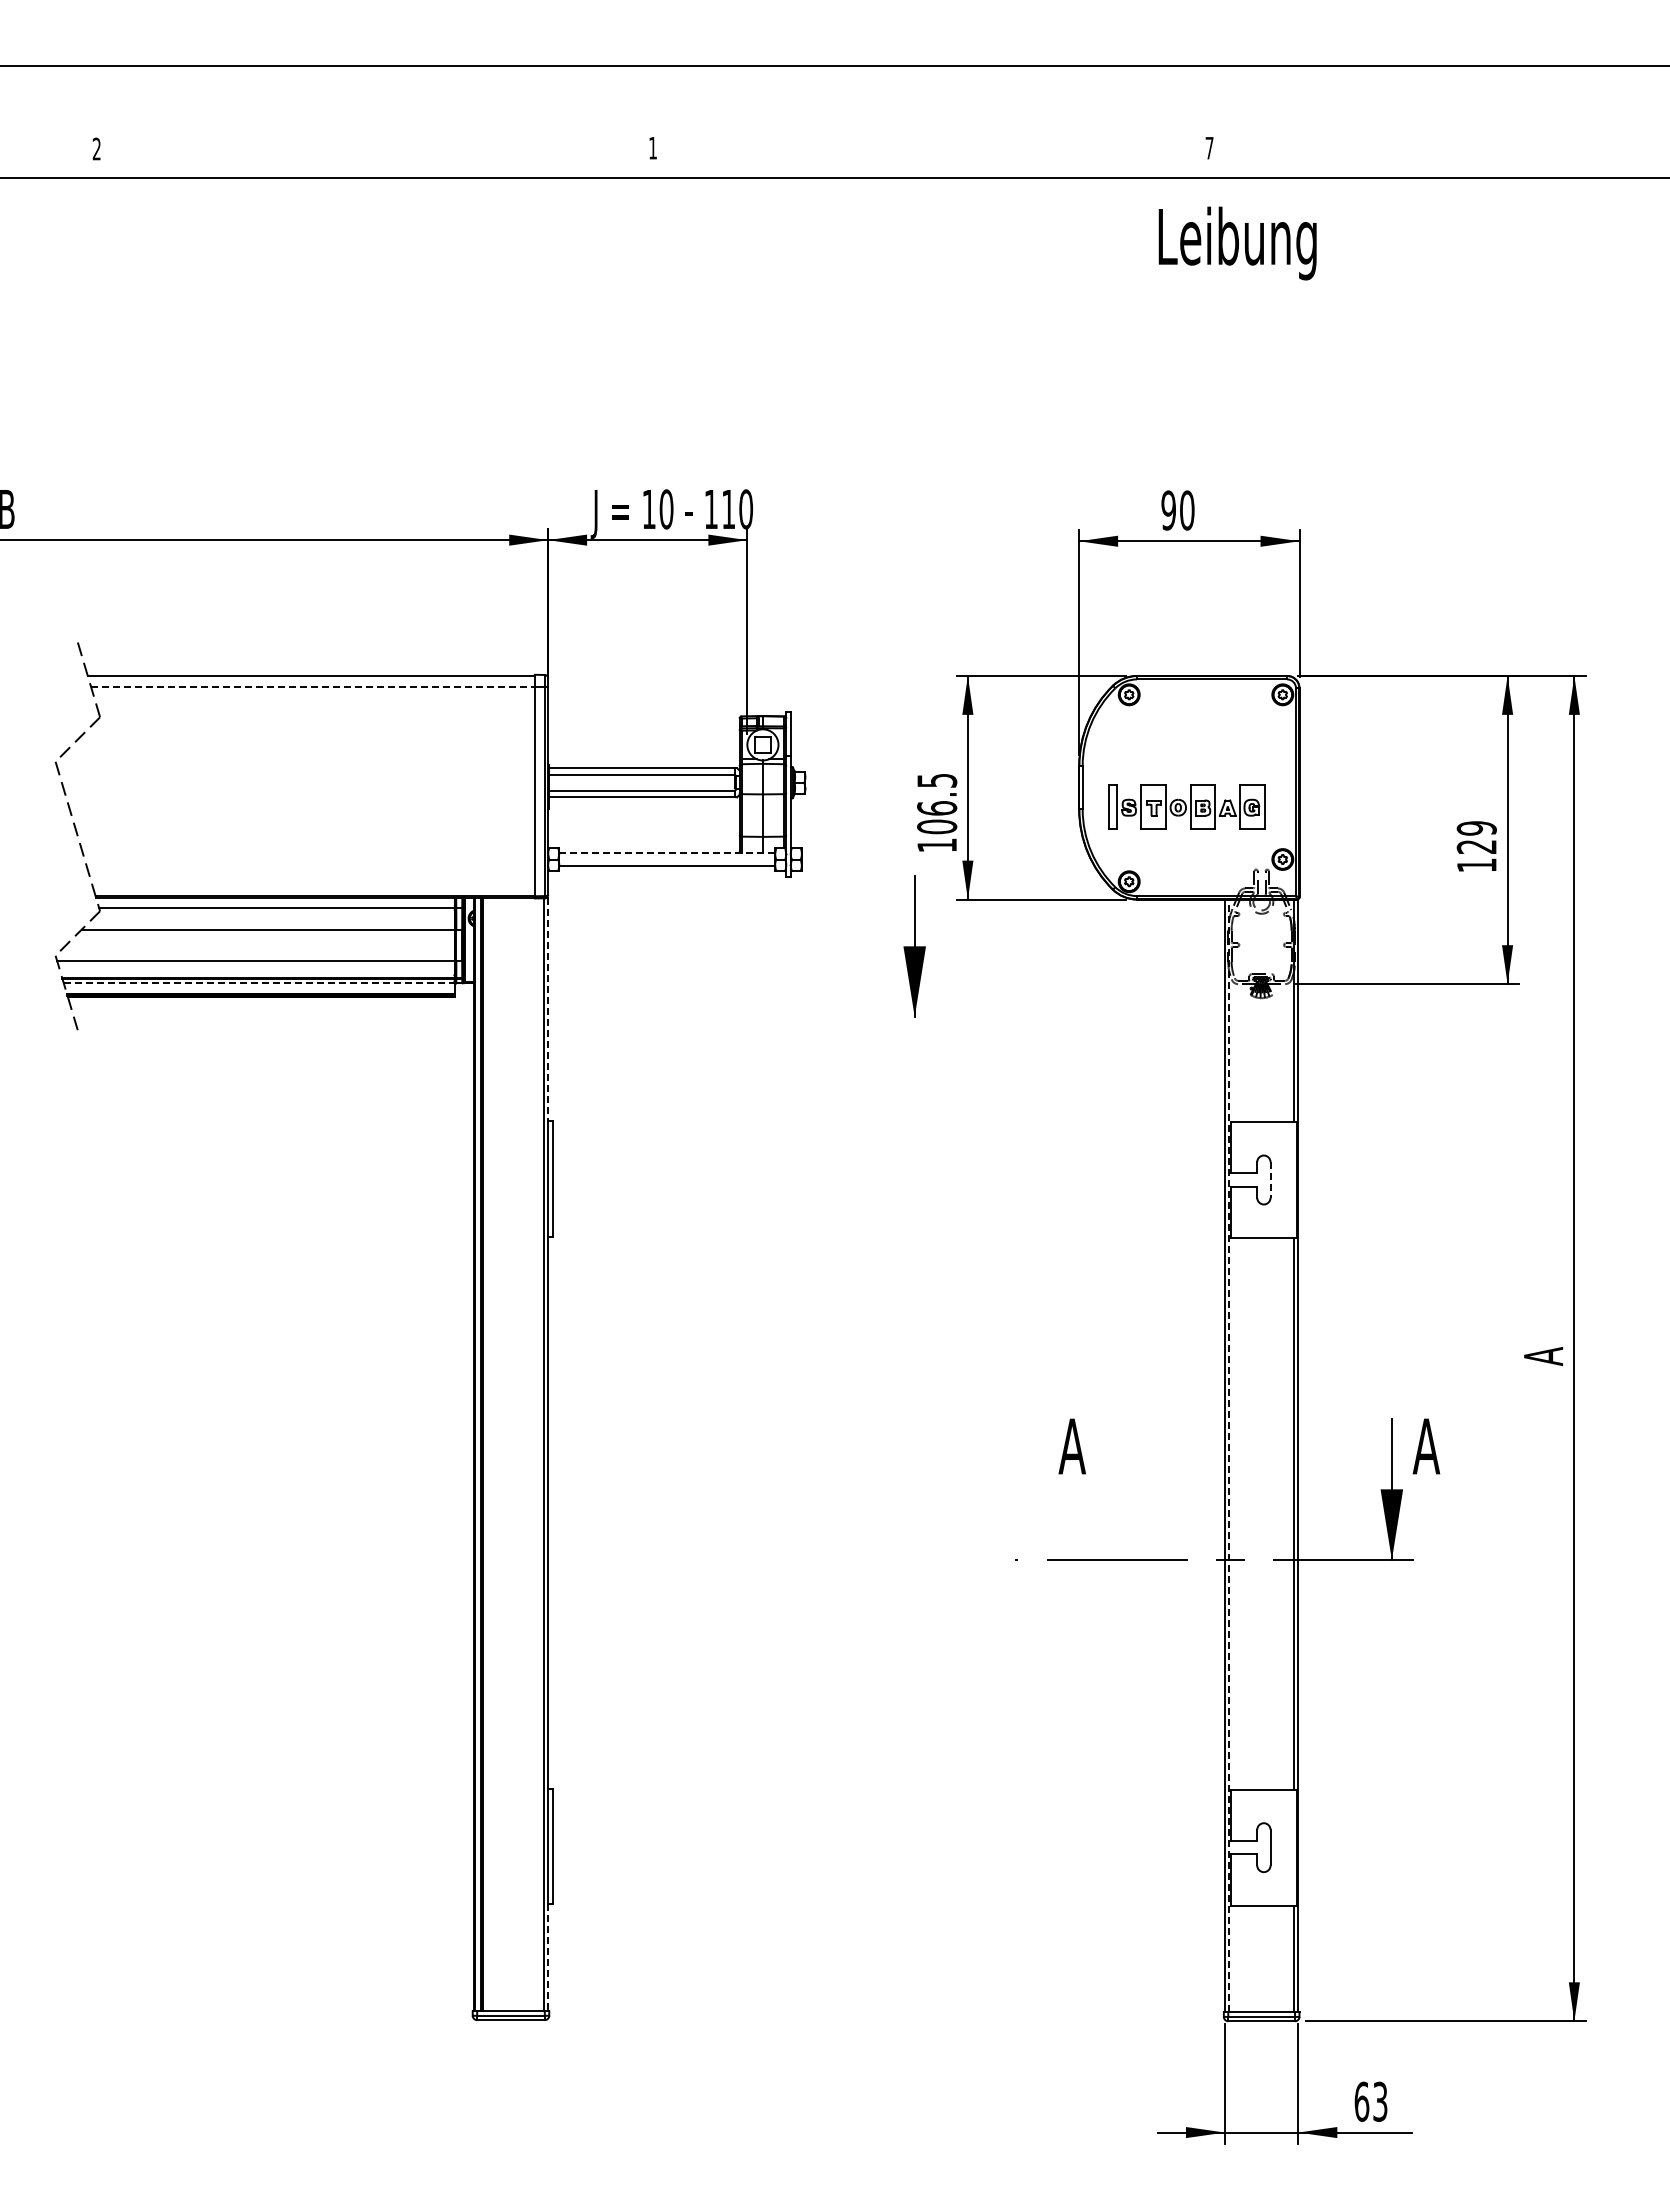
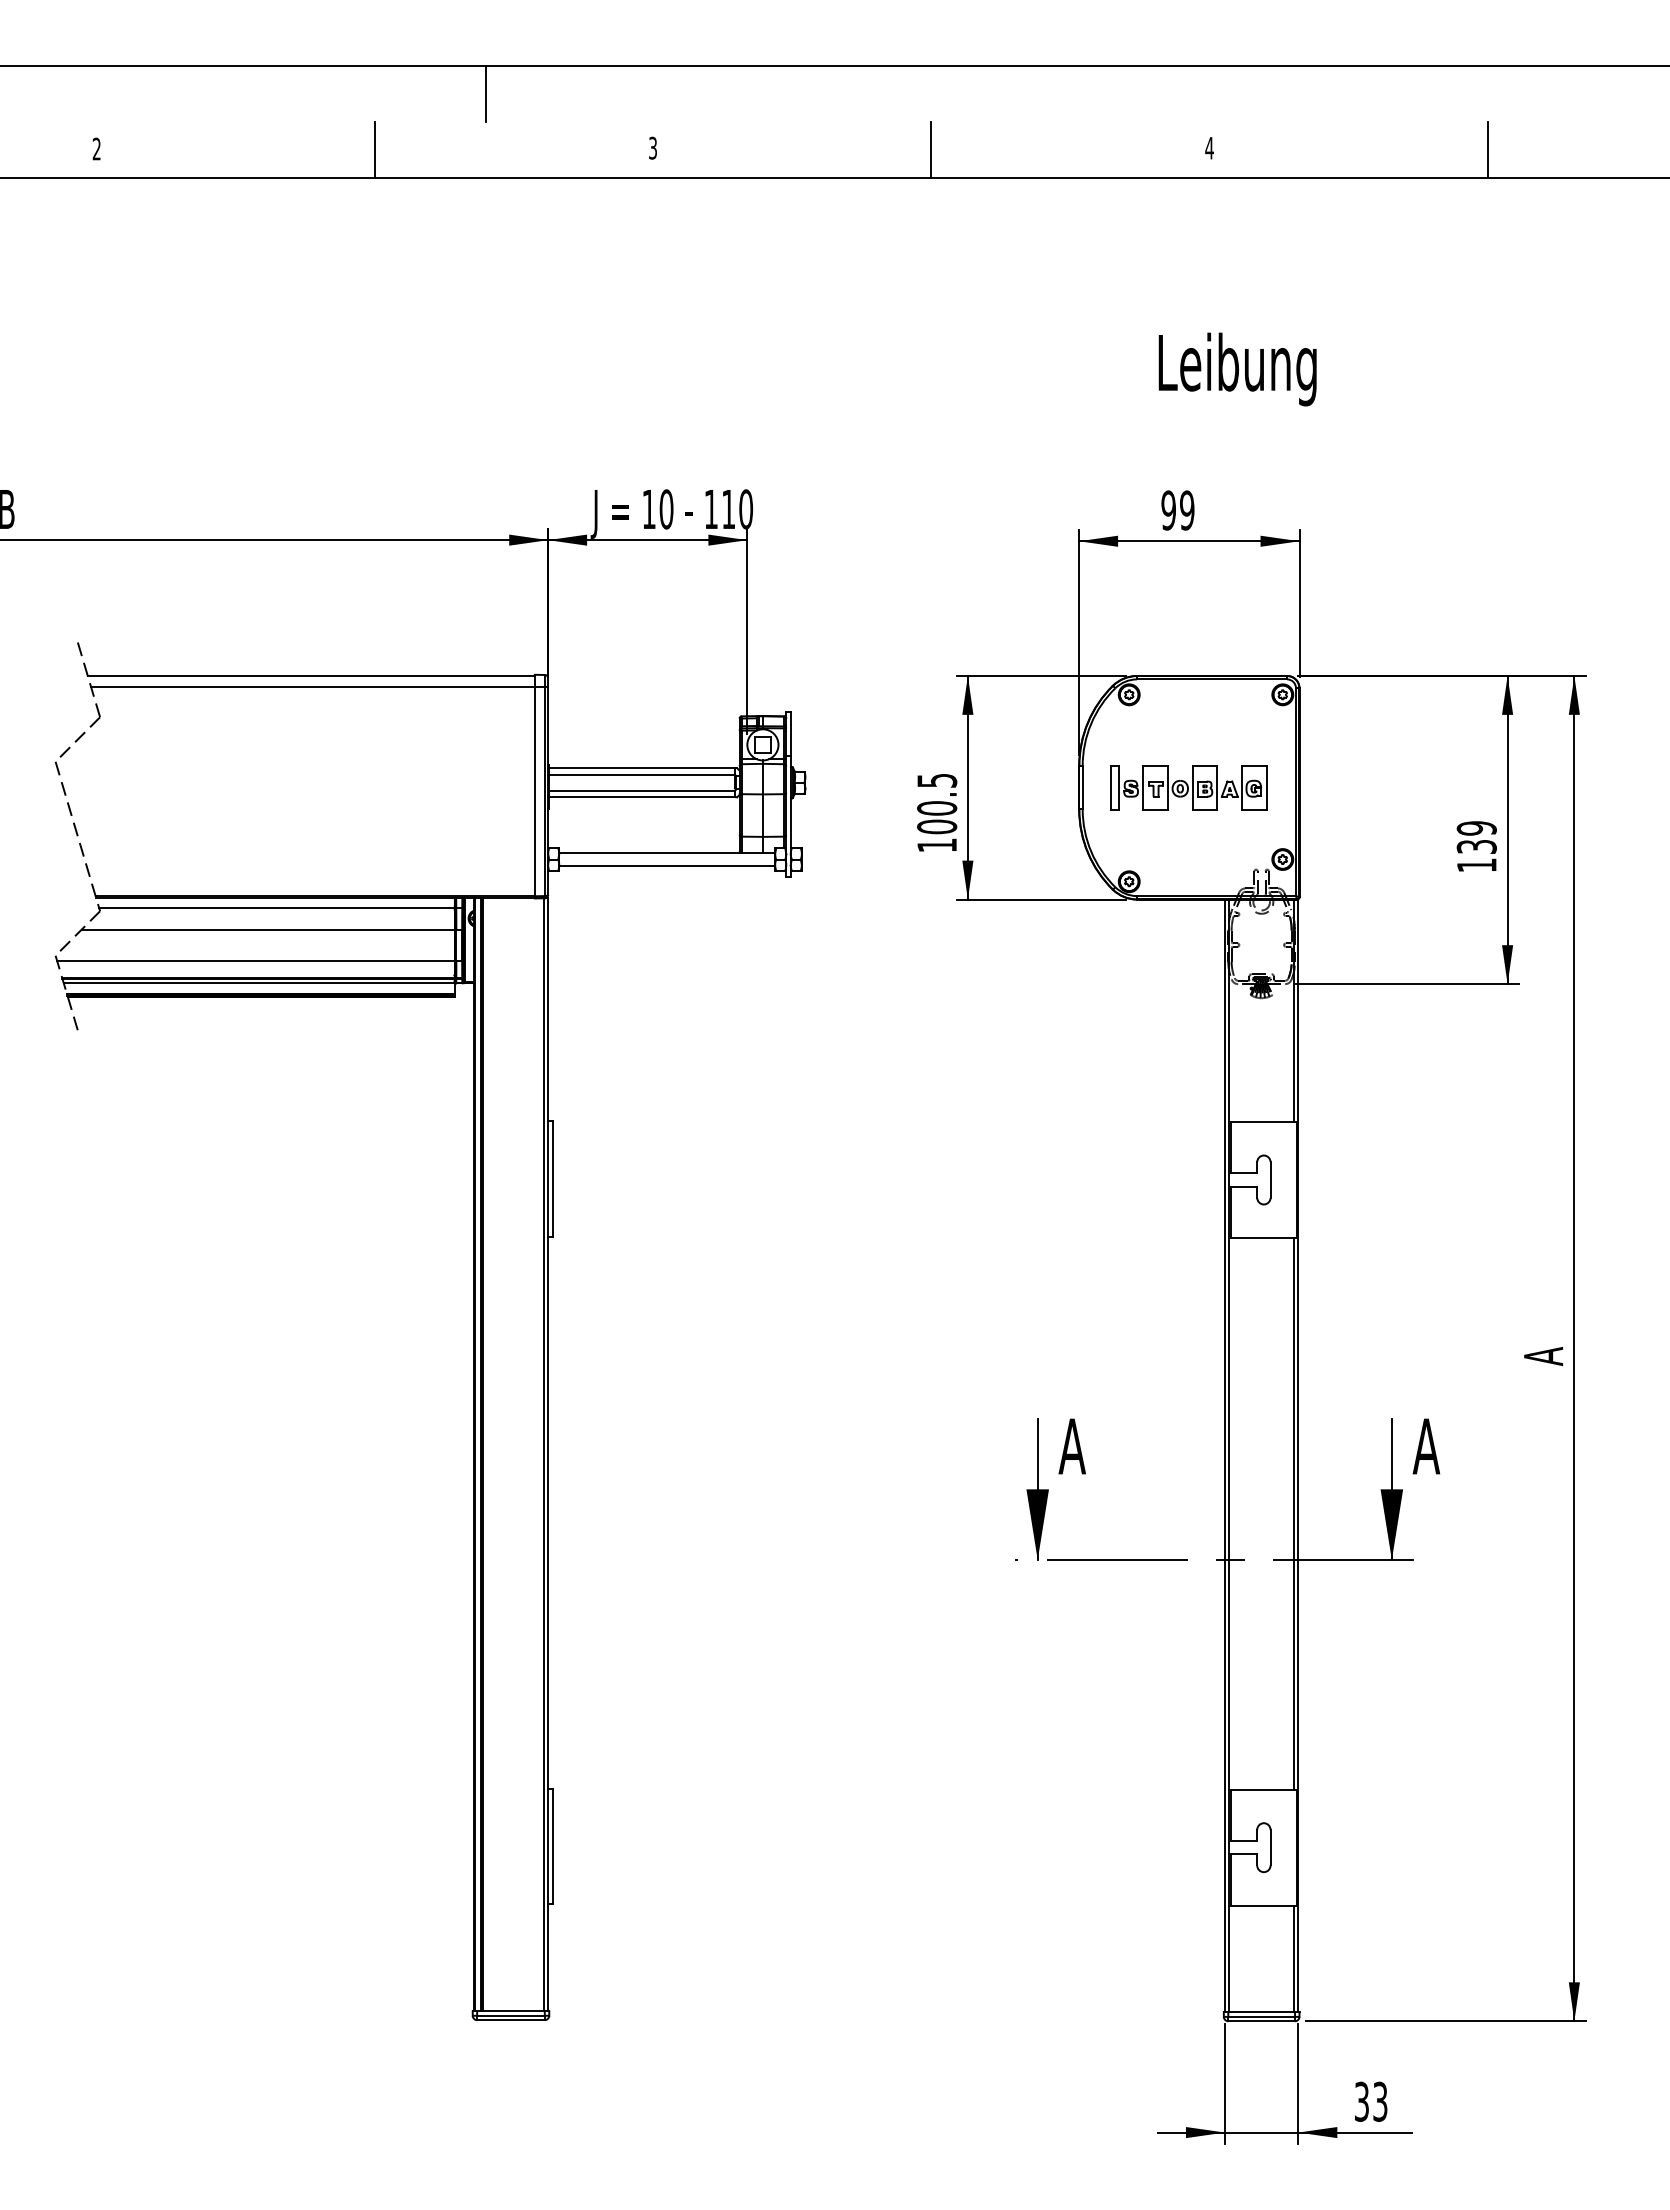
line: none -> present (485, 93)
text: 1 -> 3 (652, 147)
text: 7 -> 4 (1209, 148)
line: none -> present (374, 149)
line: none -> present (931, 149)
line: none -> present (1487, 149)
text position: (1237, 243) -> (1237, 369) (1237, 369)
text: 90 -> 99 (1187, 510)
line: dashed -> solid (312, 687)
part position: (1186, 806) -> (1188, 787) (1188, 787)
text: 106.5 -> 100.5 (937, 808)
text: 129 -> 139 (1476, 846)
line: dashed -> solid (667, 852)
part position: (914, 946) -> (1037, 1489) (1037, 1489)
line: dashed -> solid (259, 983)
line: dashed -> solid (548, 1010)
line: dashed -> solid (1270, 1180)
line: dashed -> solid (1229, 1455)
line: dashed -> solid (548, 1958)
text: 63 -> 33 (1361, 2101)
